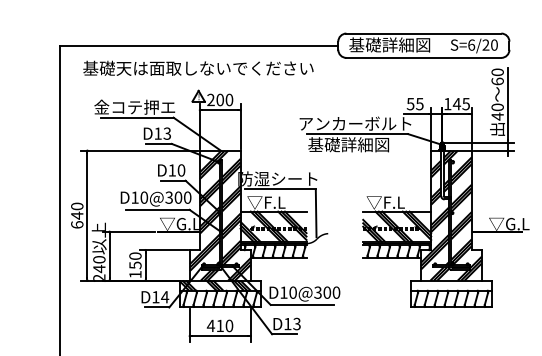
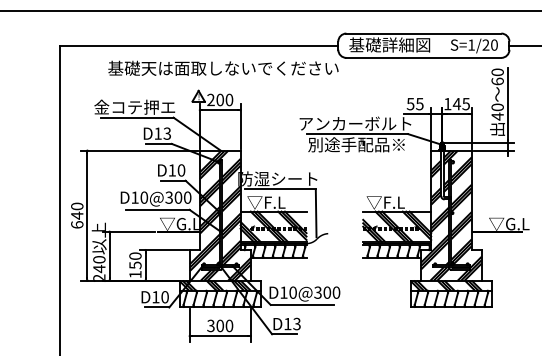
line: none -> present (270, 10)
text: S=6/20 -> S=1/20 (471, 44)
line: none -> present (523, 45)
text position: (198, 67) -> (223, 67) (223, 67)
text: 基礎詳細図 -> 別途手配品※ (356, 144)
hatch: none -> present (445, 285)
text: D14 -> D10 (165, 297)
text: 410 -> 300 (214, 325)
